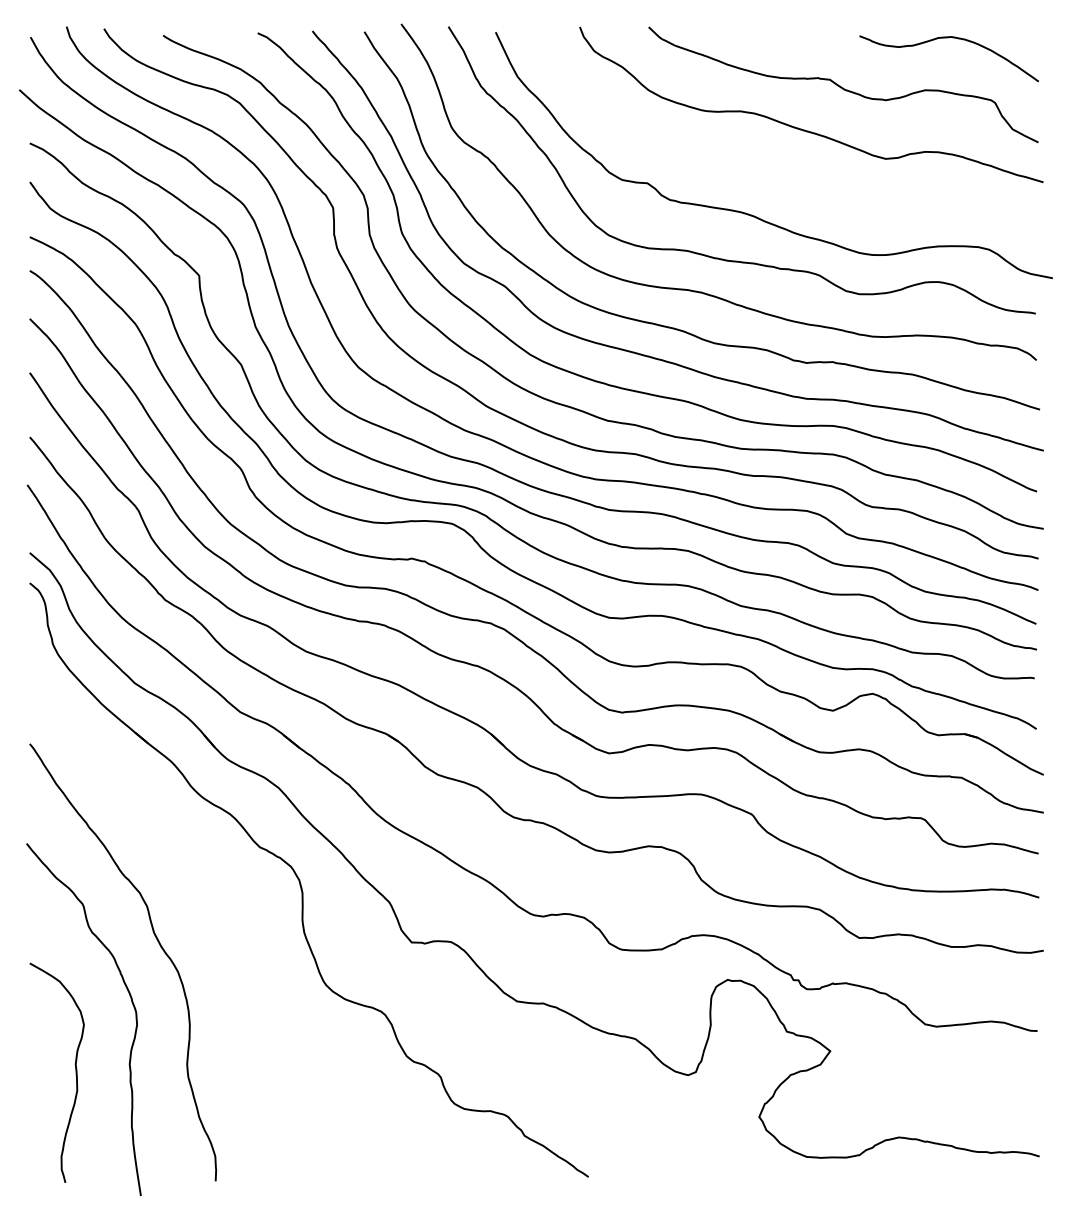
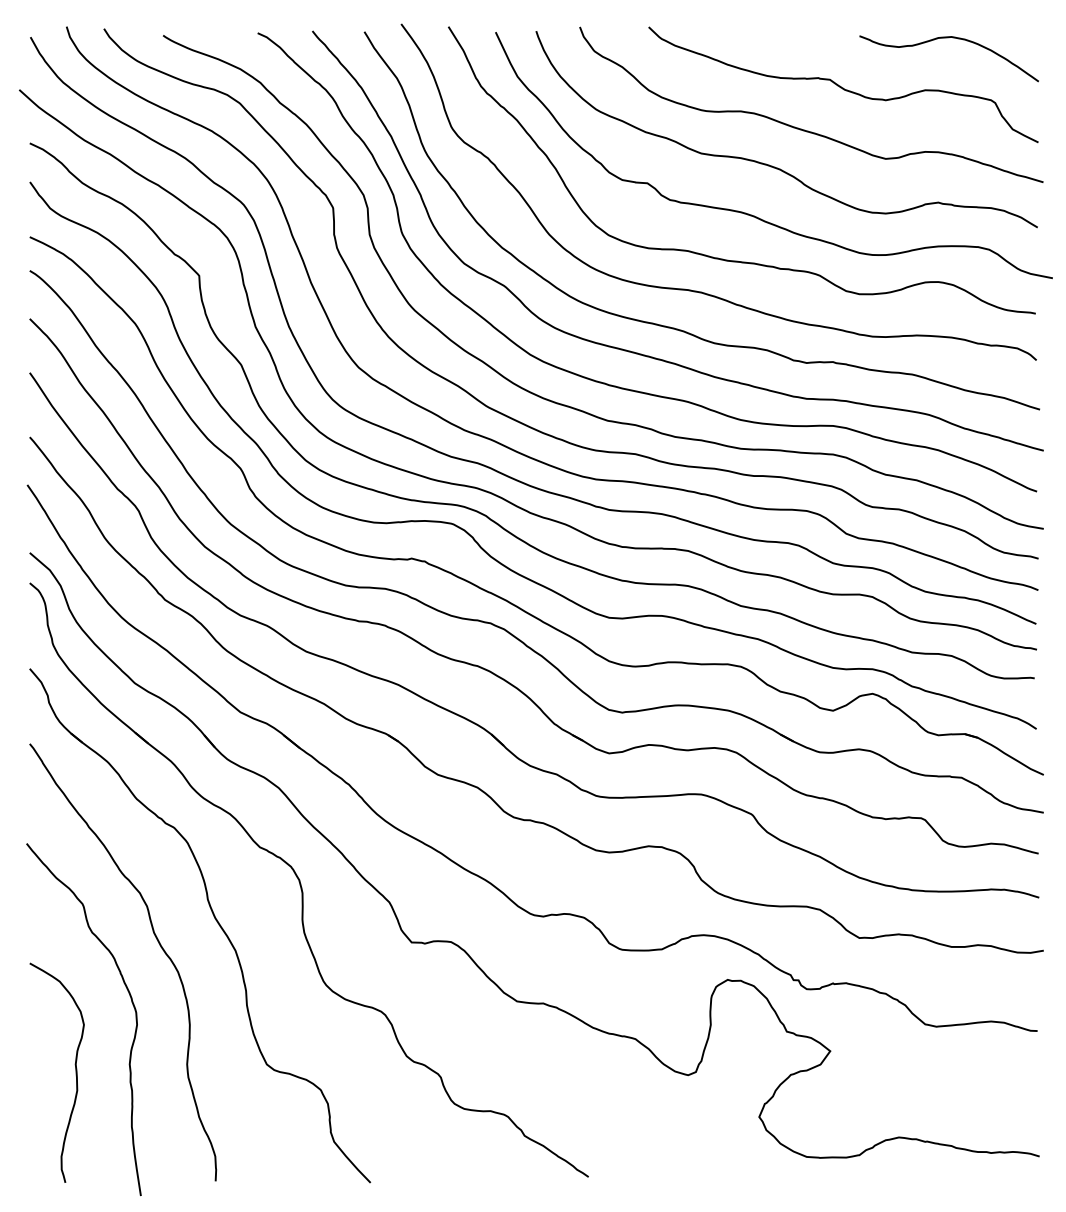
curve: none -> present (772, 165)
part: none -> present (214, 918)
